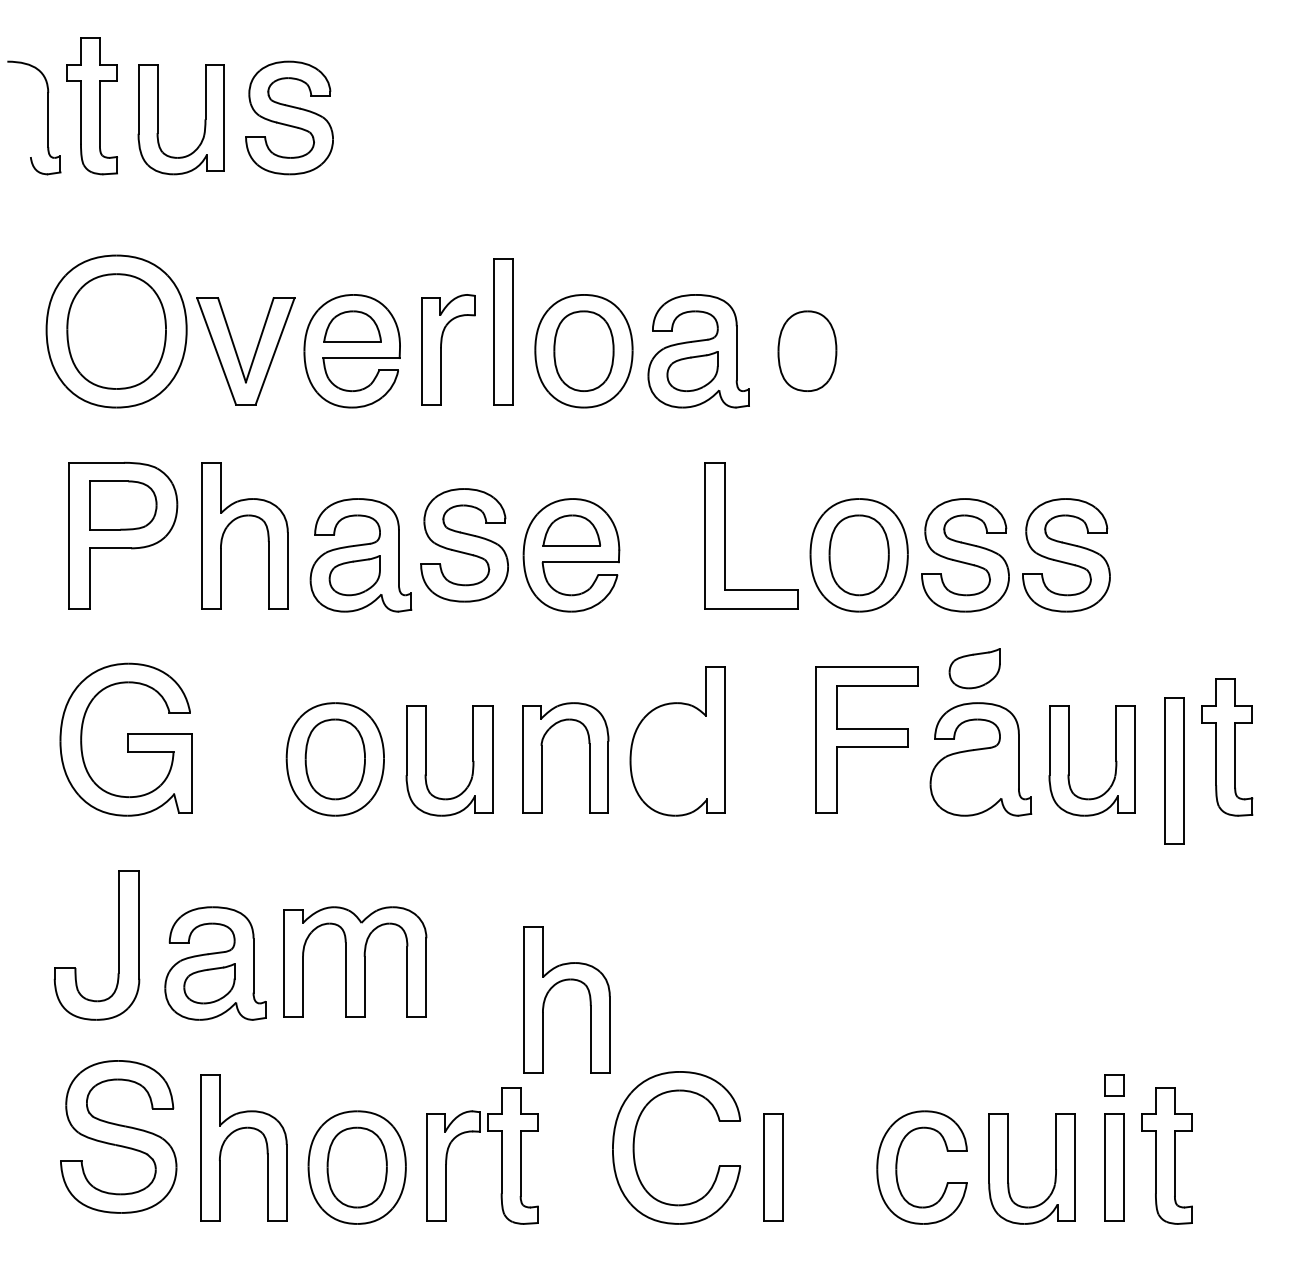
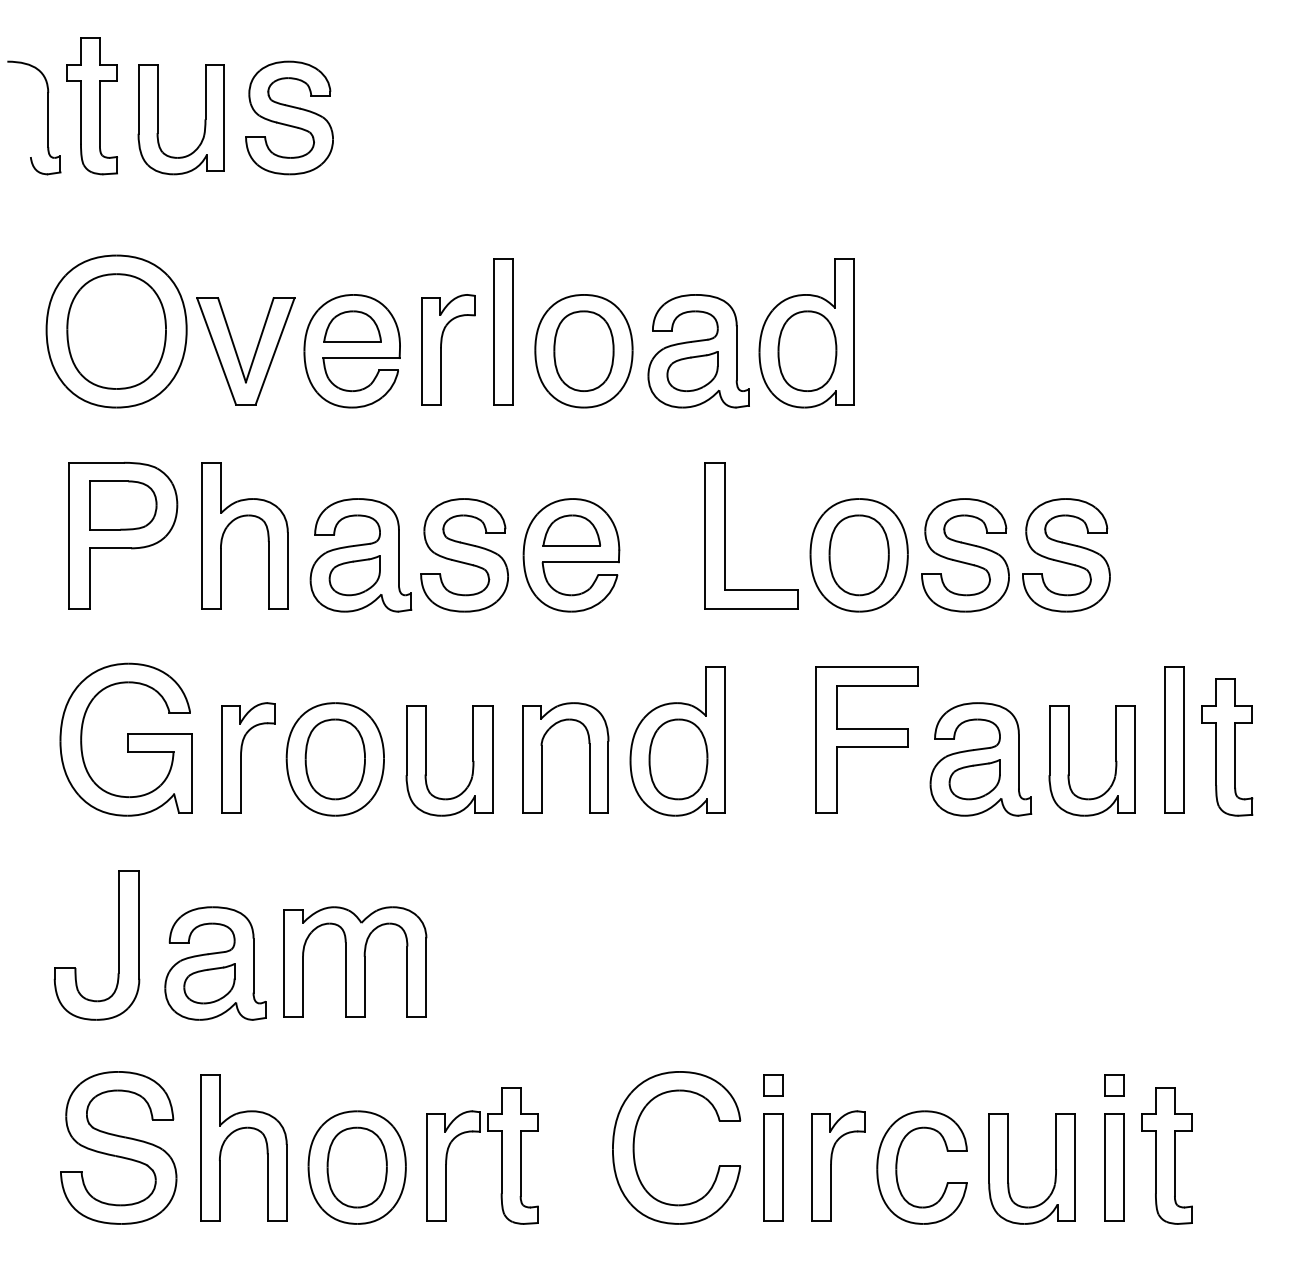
part: none -> present (806, 333)
part position: (464, 545) -> (464, 555) (464, 555)
part position: (974, 668) -> (974, 779) (974, 779)
part: none -> present (241, 757)
part: none -> present (678, 759)
part position: (1174, 770) -> (1174, 739) (1174, 739)
part: present -> none (557, 984)
part: none -> present (773, 1085)
part position: (118, 1136) -> (118, 1147) (118, 1147)
part: none -> present (831, 1165)
